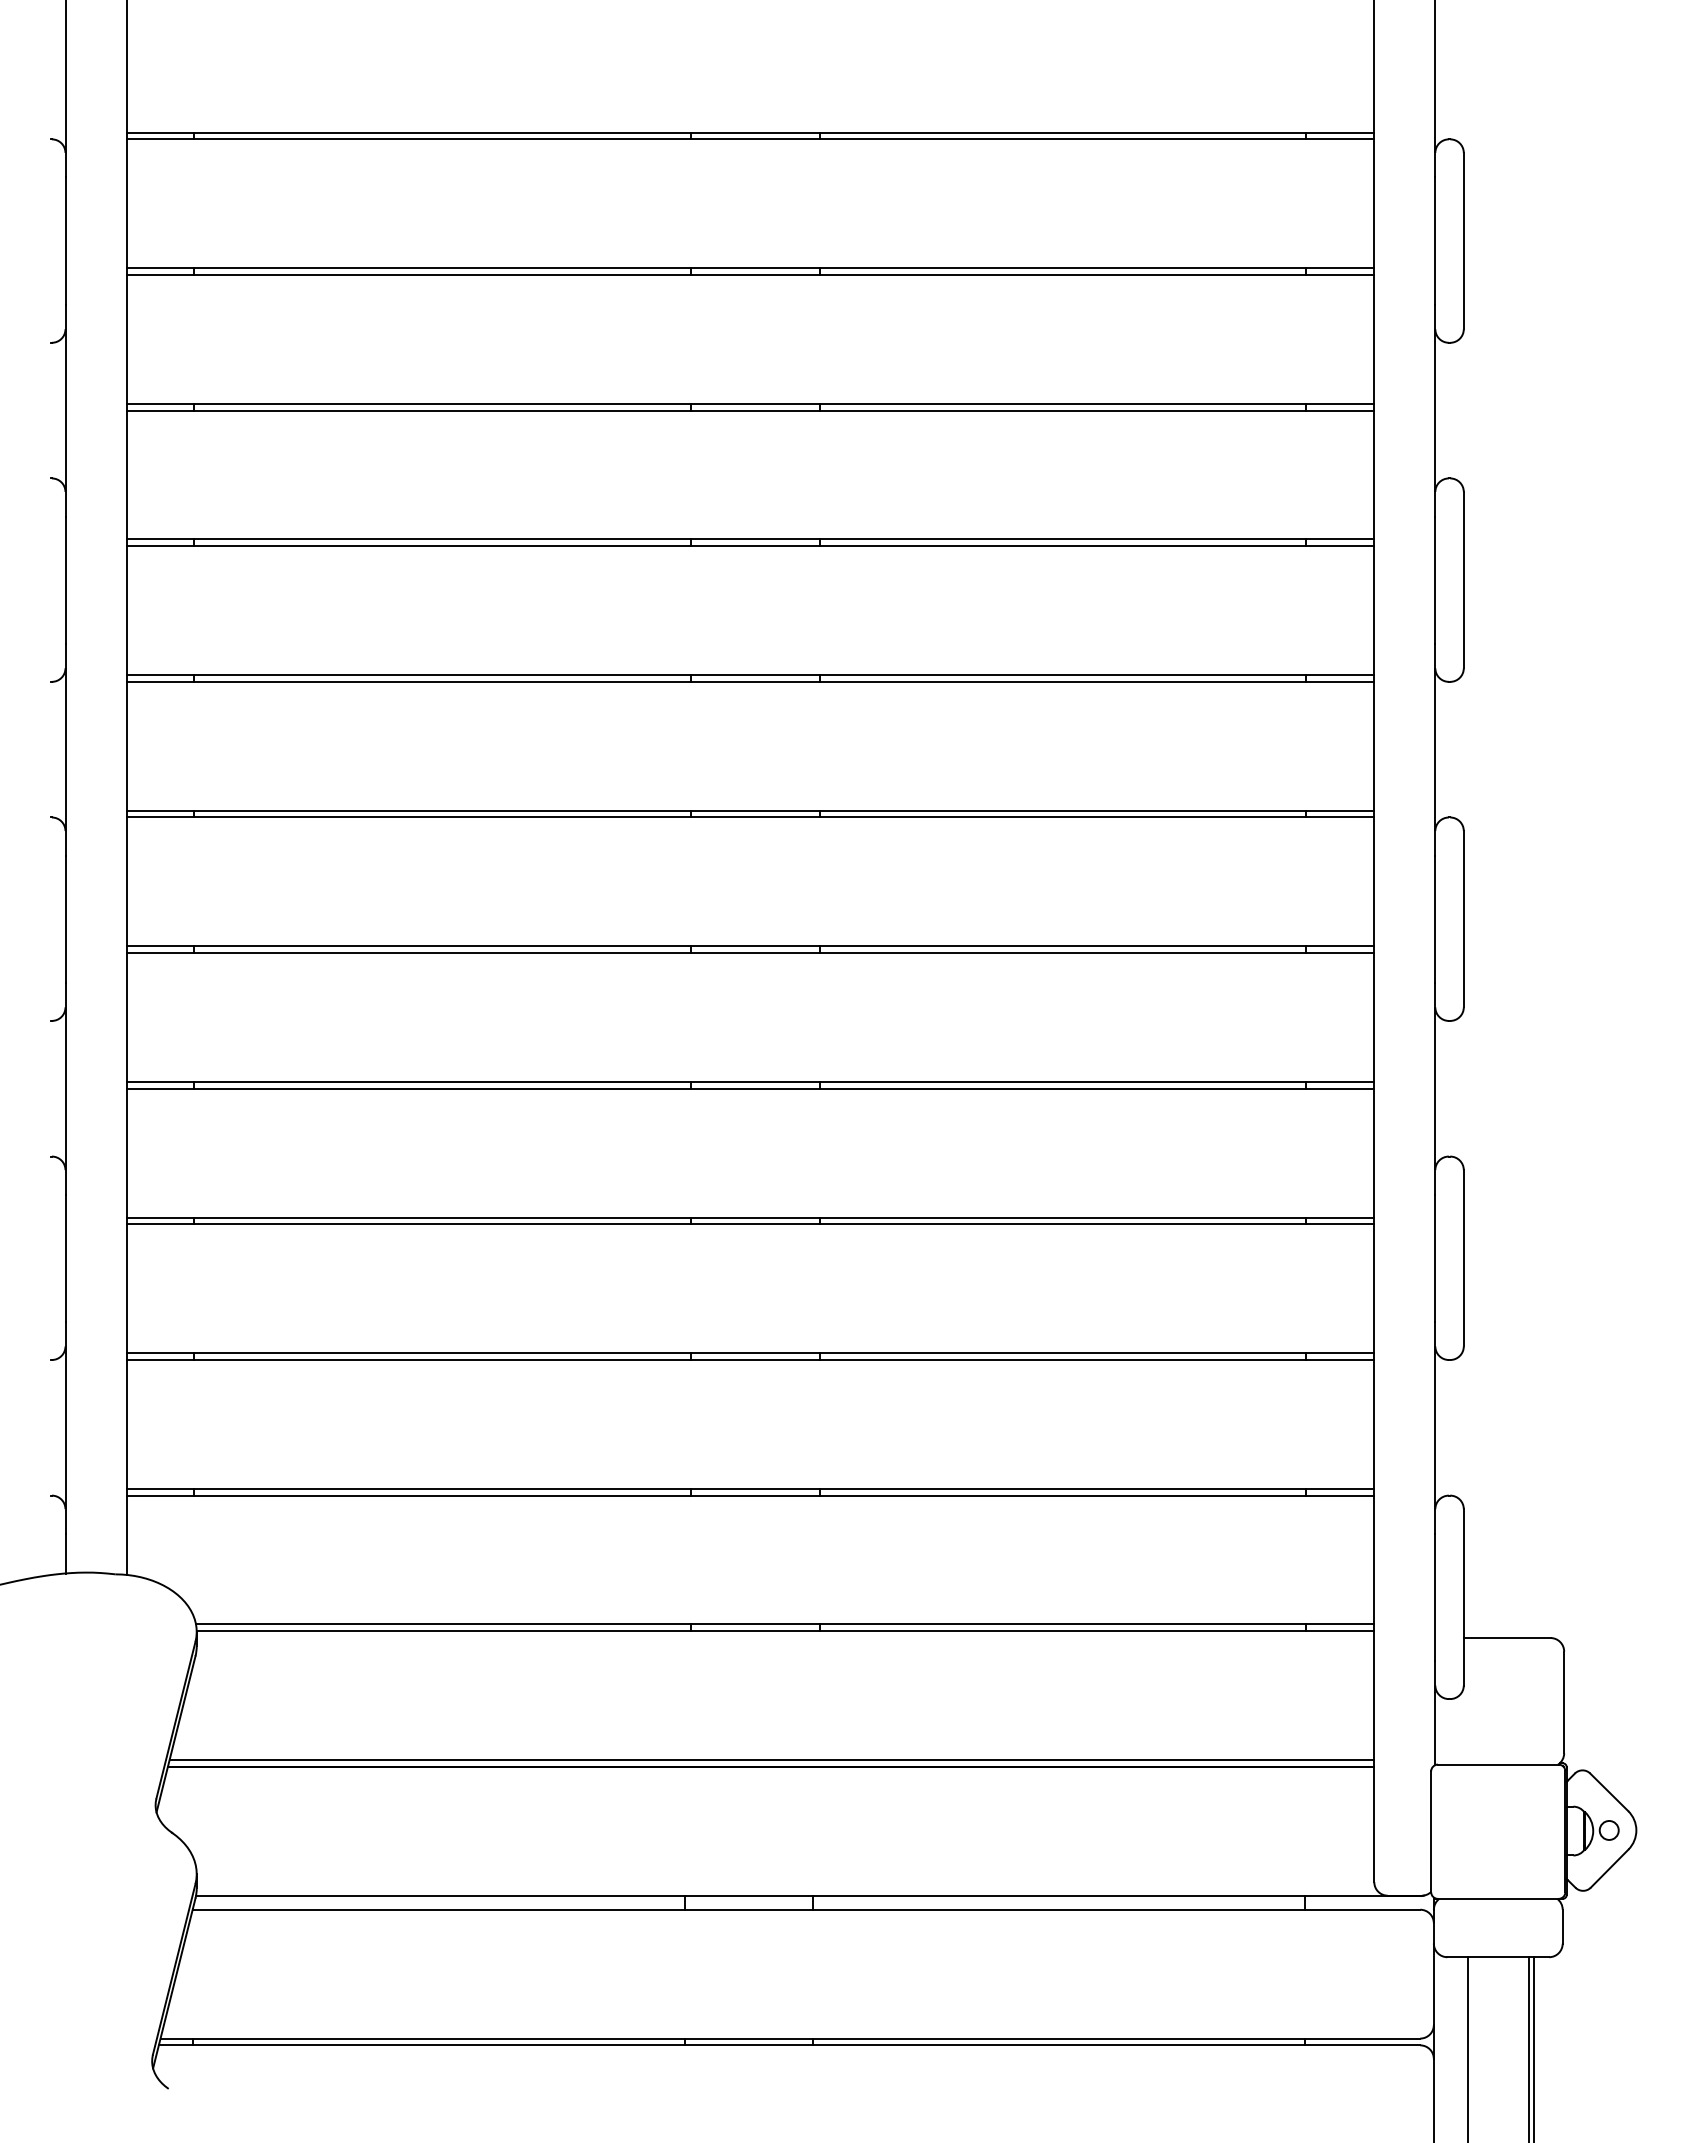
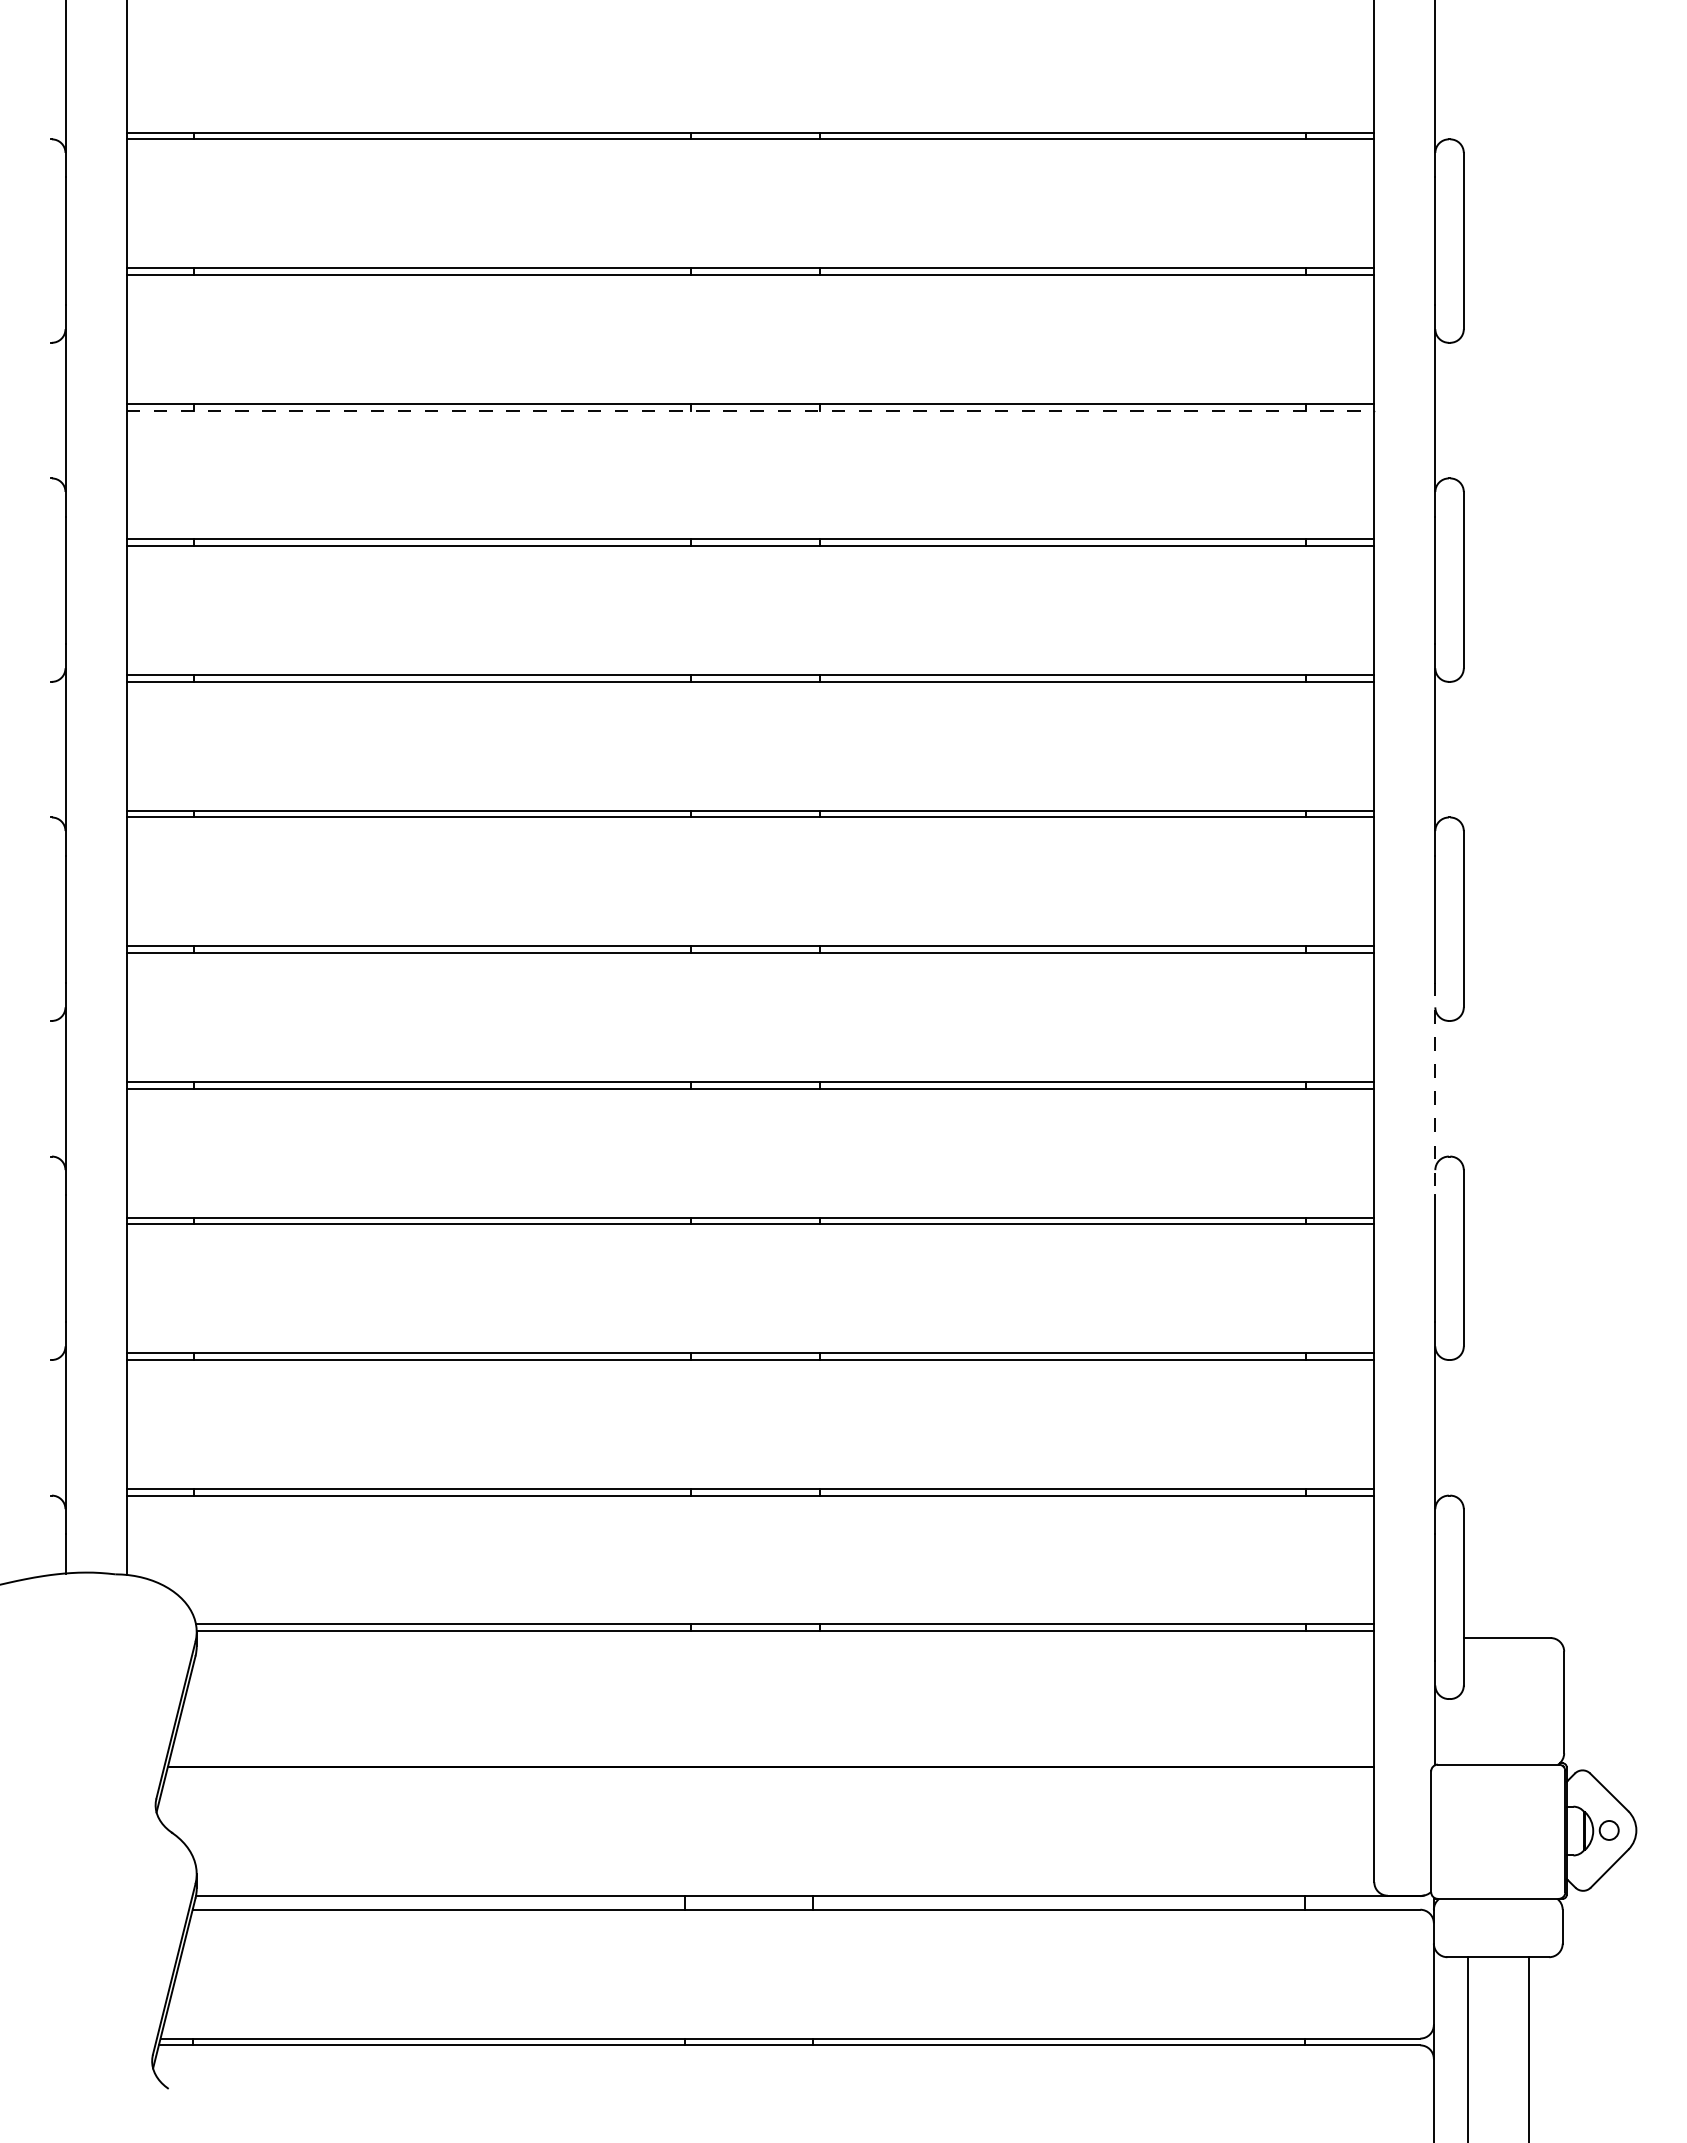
line: solid -> dashed (750, 410)
line: solid -> dashed (1435, 1088)
line: present -> none (771, 1760)
line: present -> none (1533, 2048)
